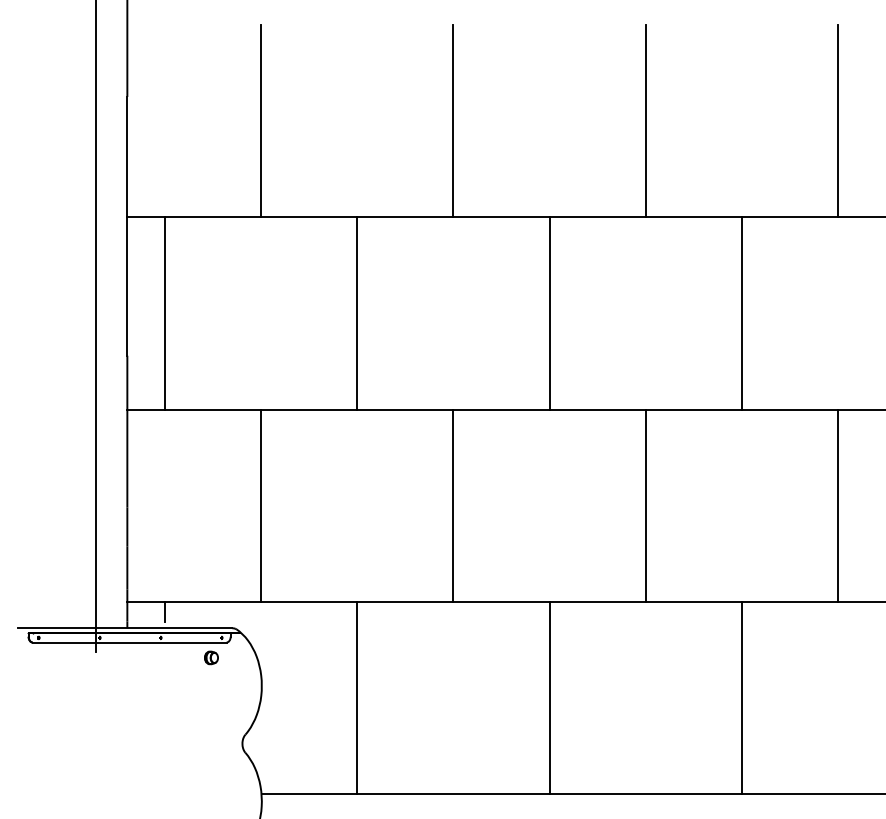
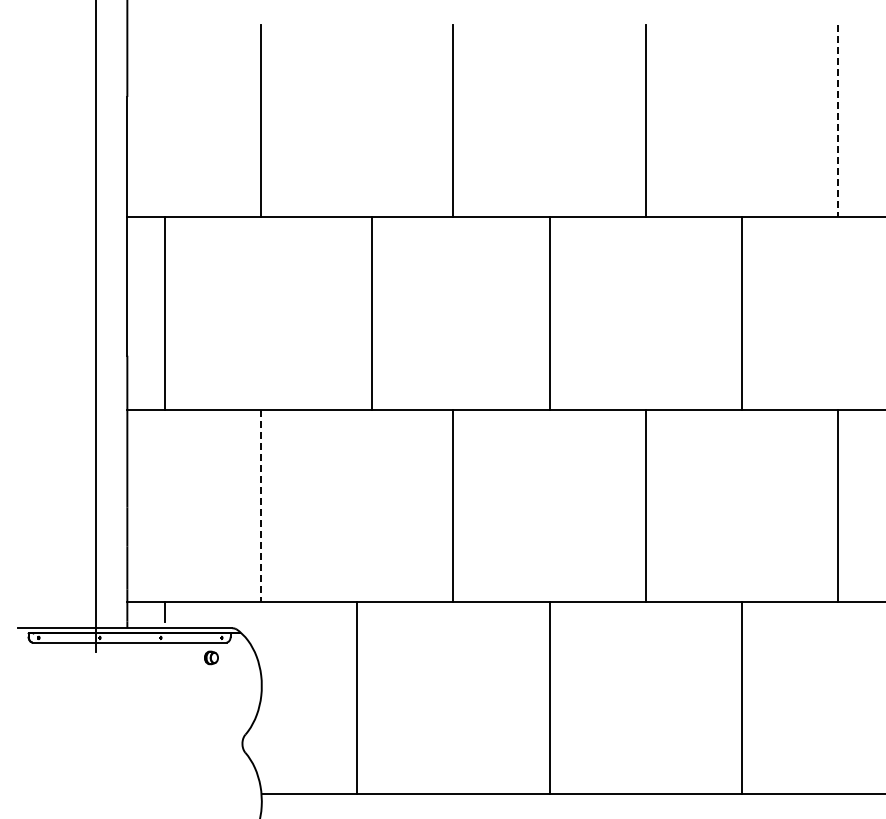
line: solid -> dashed (838, 121)
line position: (357, 313) -> (372, 313) (372, 313)
line: solid -> dashed (260, 506)
